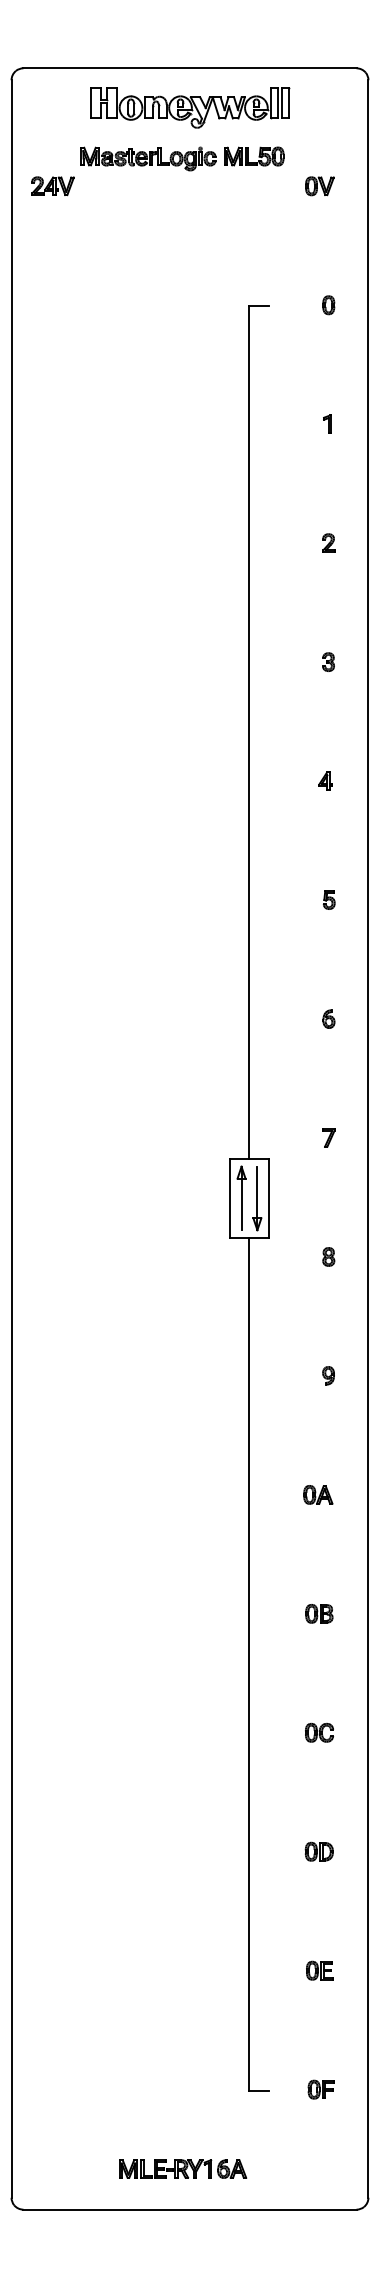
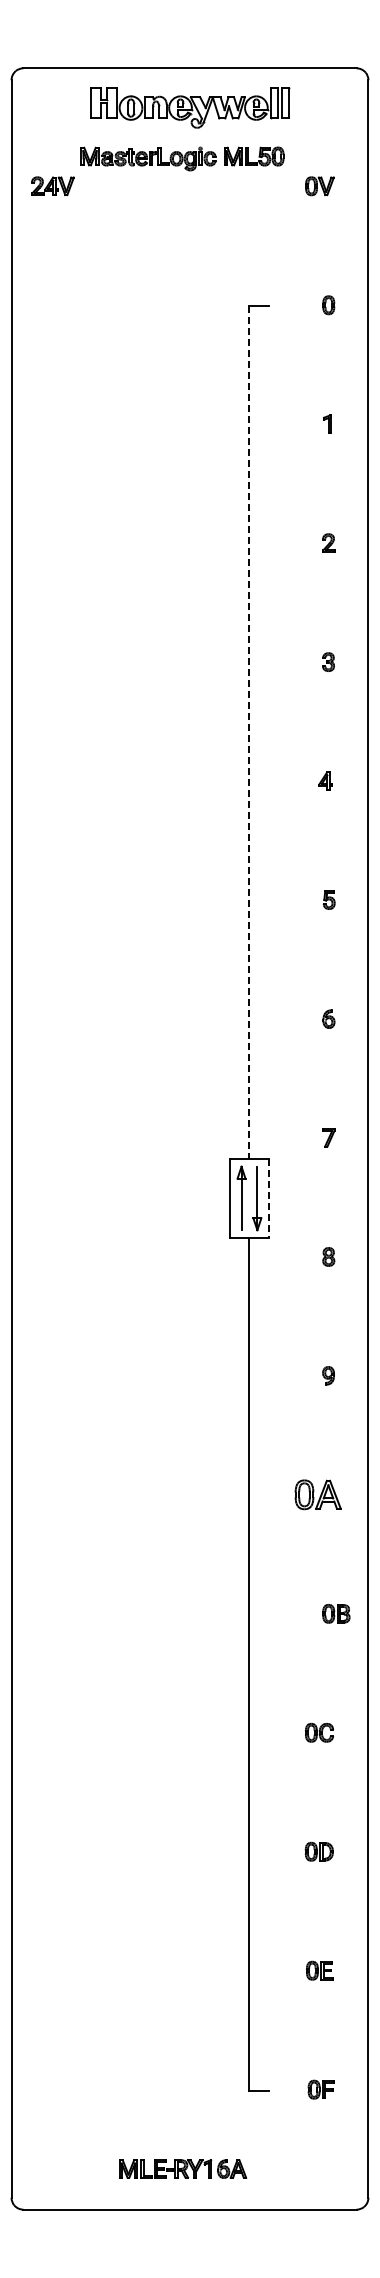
line: solid -> dashed (249, 733)
line: solid -> dashed (269, 1198)
part size: 31x20 px -> 48x32 px (317, 1494)
part position: (319, 1613) -> (336, 1613) (336, 1613)
